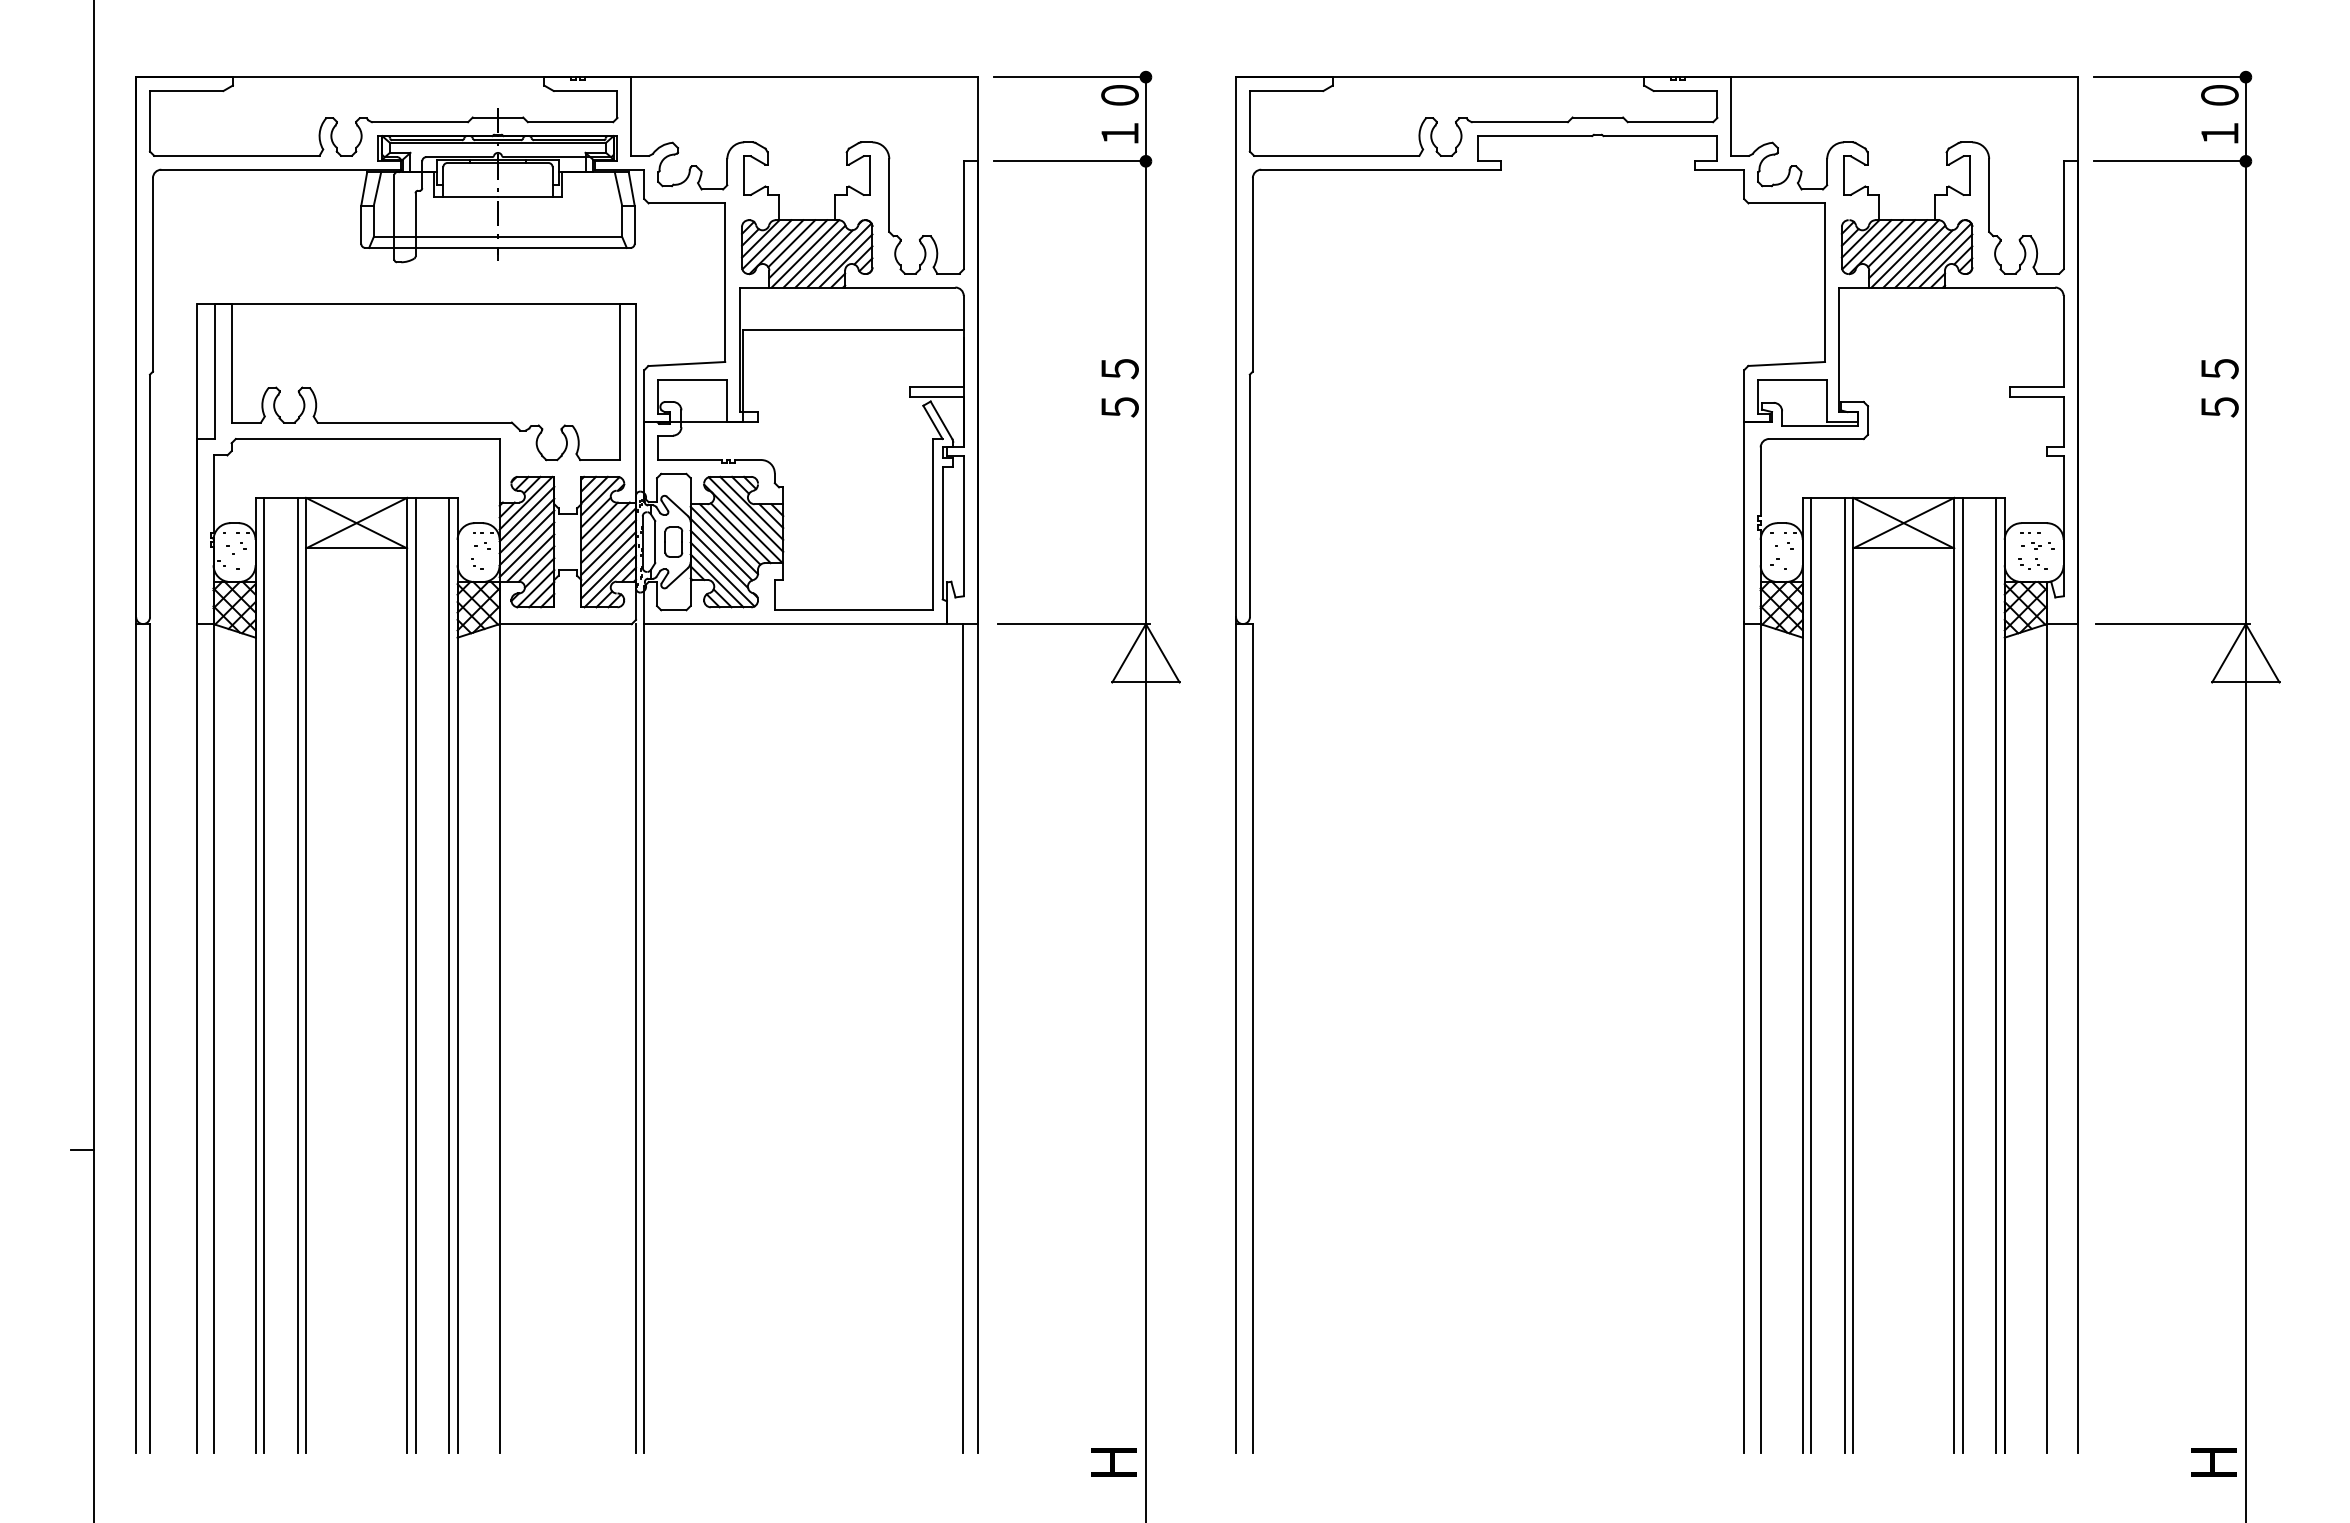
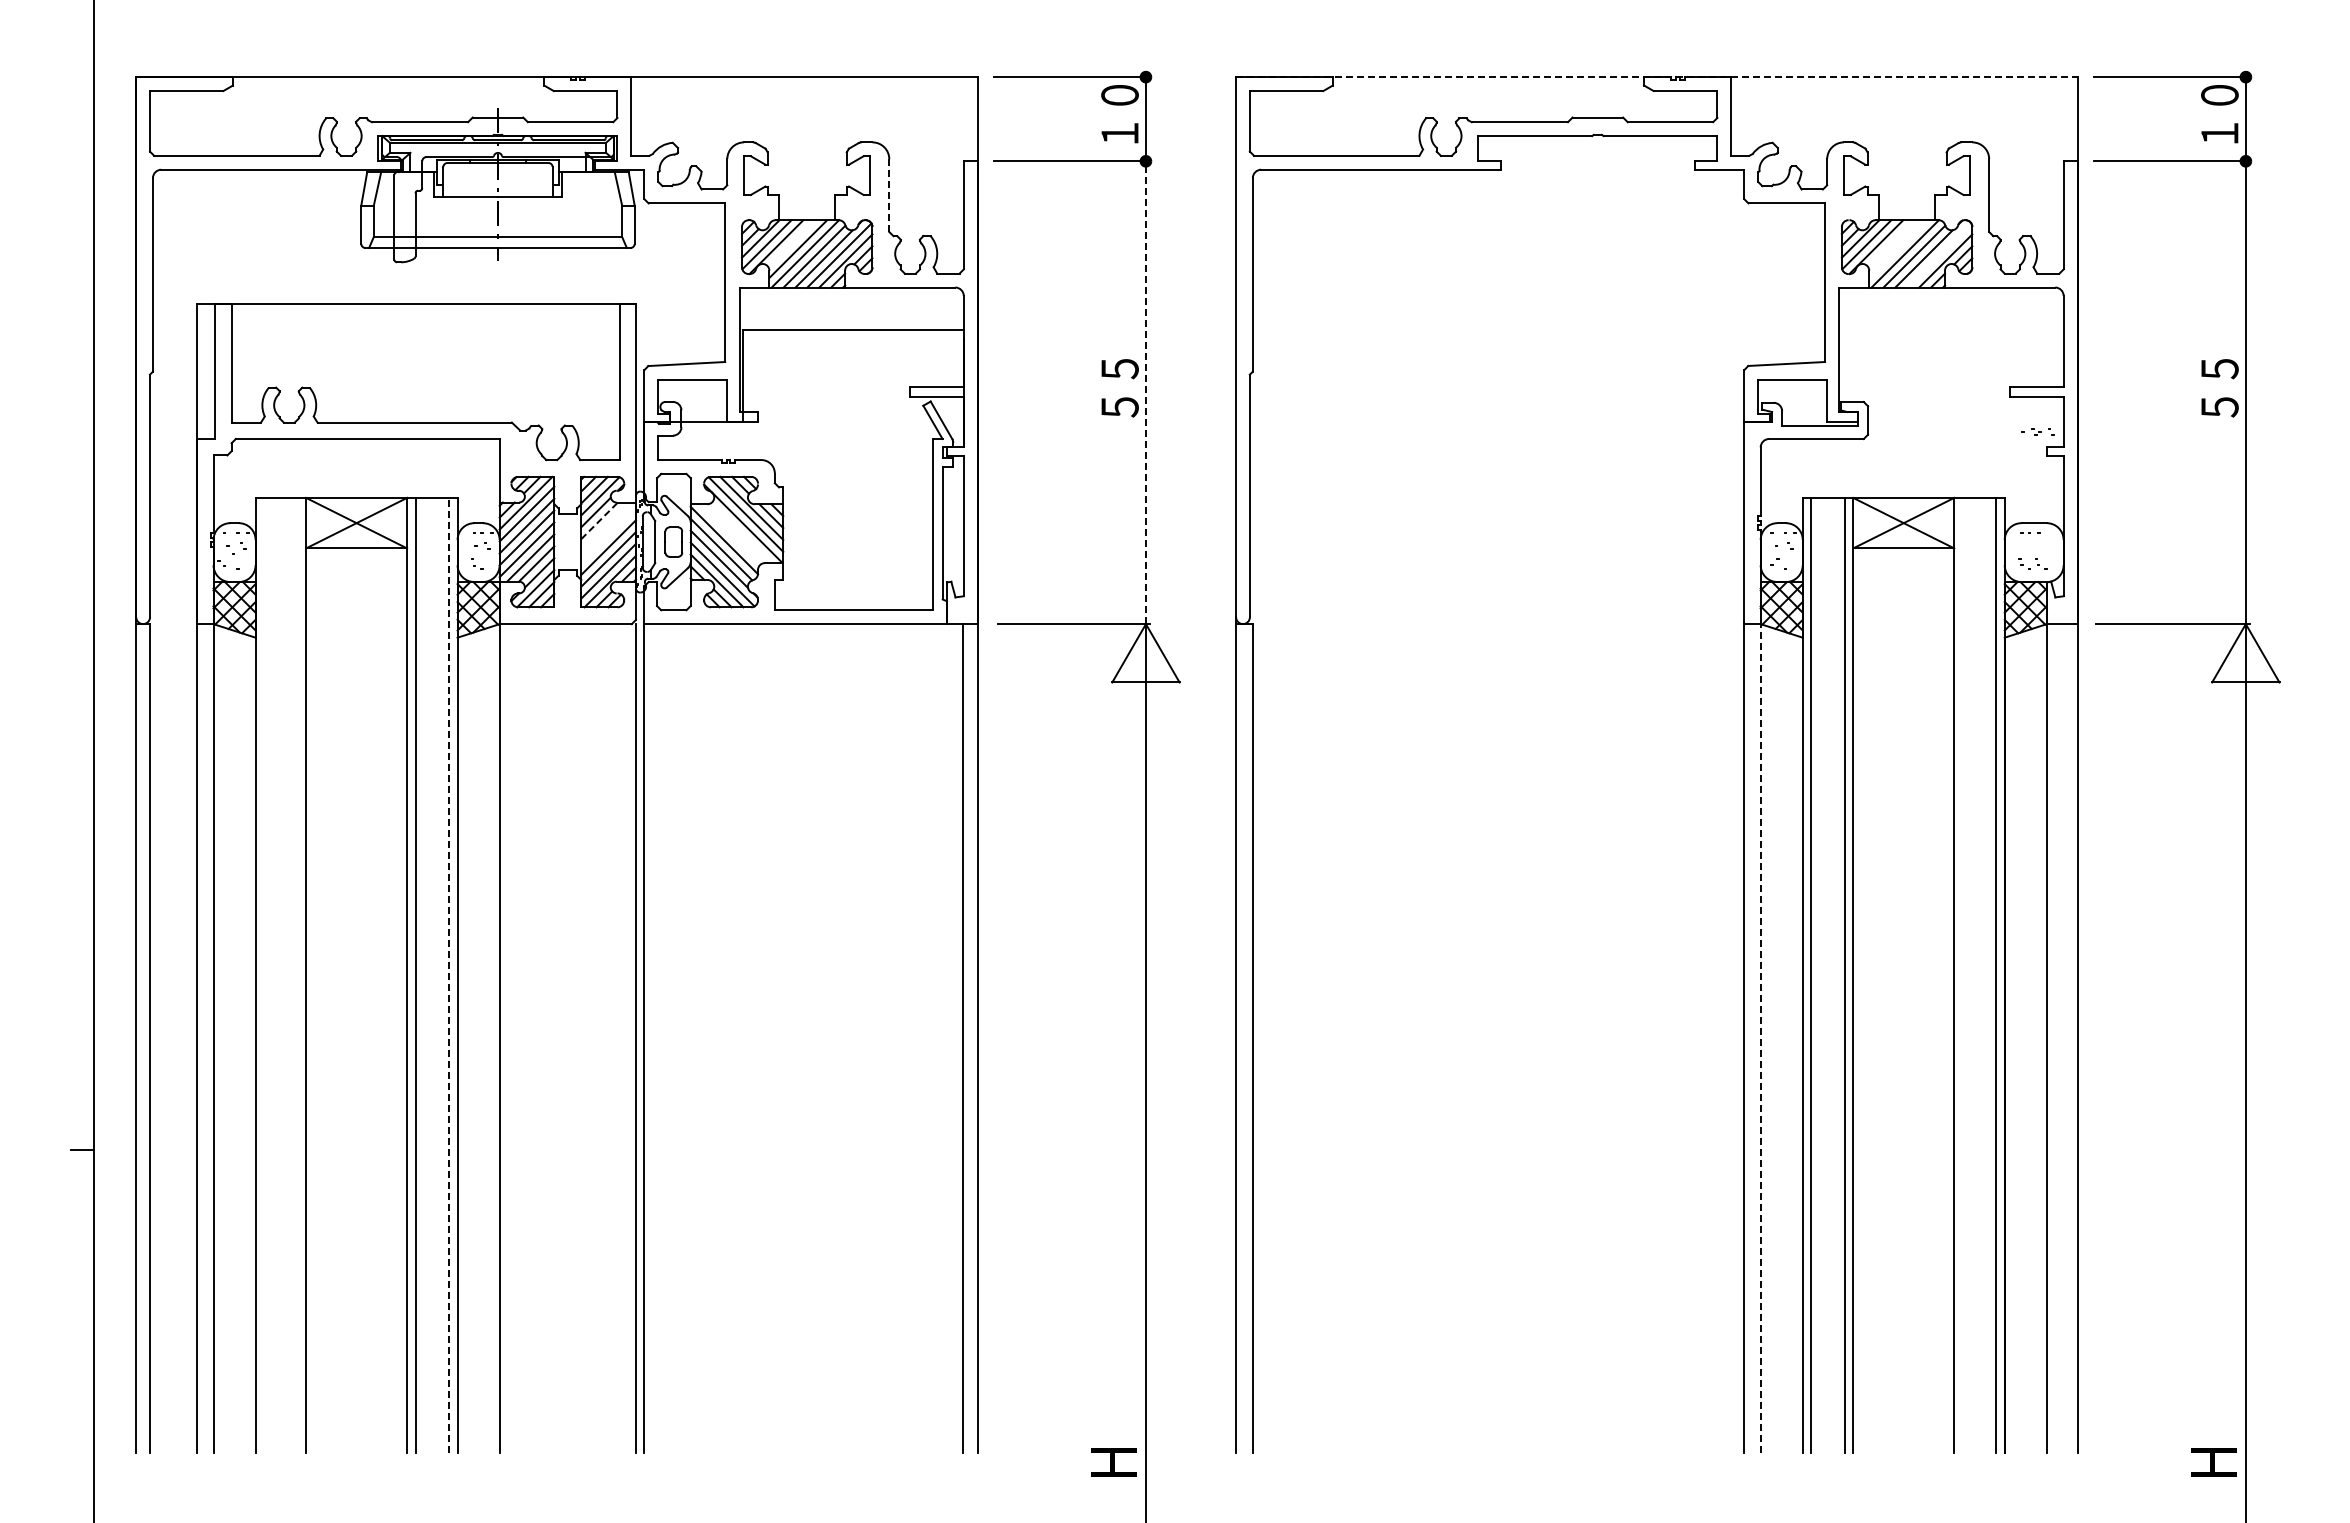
line: solid -> dashed (1656, 77)
line: solid -> dashed (889, 195)
line: present -> none (791, 243)
line: present -> none (1891, 243)
line: present -> none (1898, 249)
line: present -> none (1939, 255)
line: solid -> dashed (1145, 392)
line: solid -> dashed (599, 520)
line: present -> none (605, 526)
line: present -> none (740, 533)
line: present -> none (729, 534)
line: present -> none (608, 535)
part position: (2037, 545) -> (2037, 431) (2037, 431)
line: present -> none (264, 975)
line: present -> none (297, 975)
line: solid -> dashed (449, 975)
line: present -> none (1962, 975)
line: solid -> dashed (1760, 1036)
